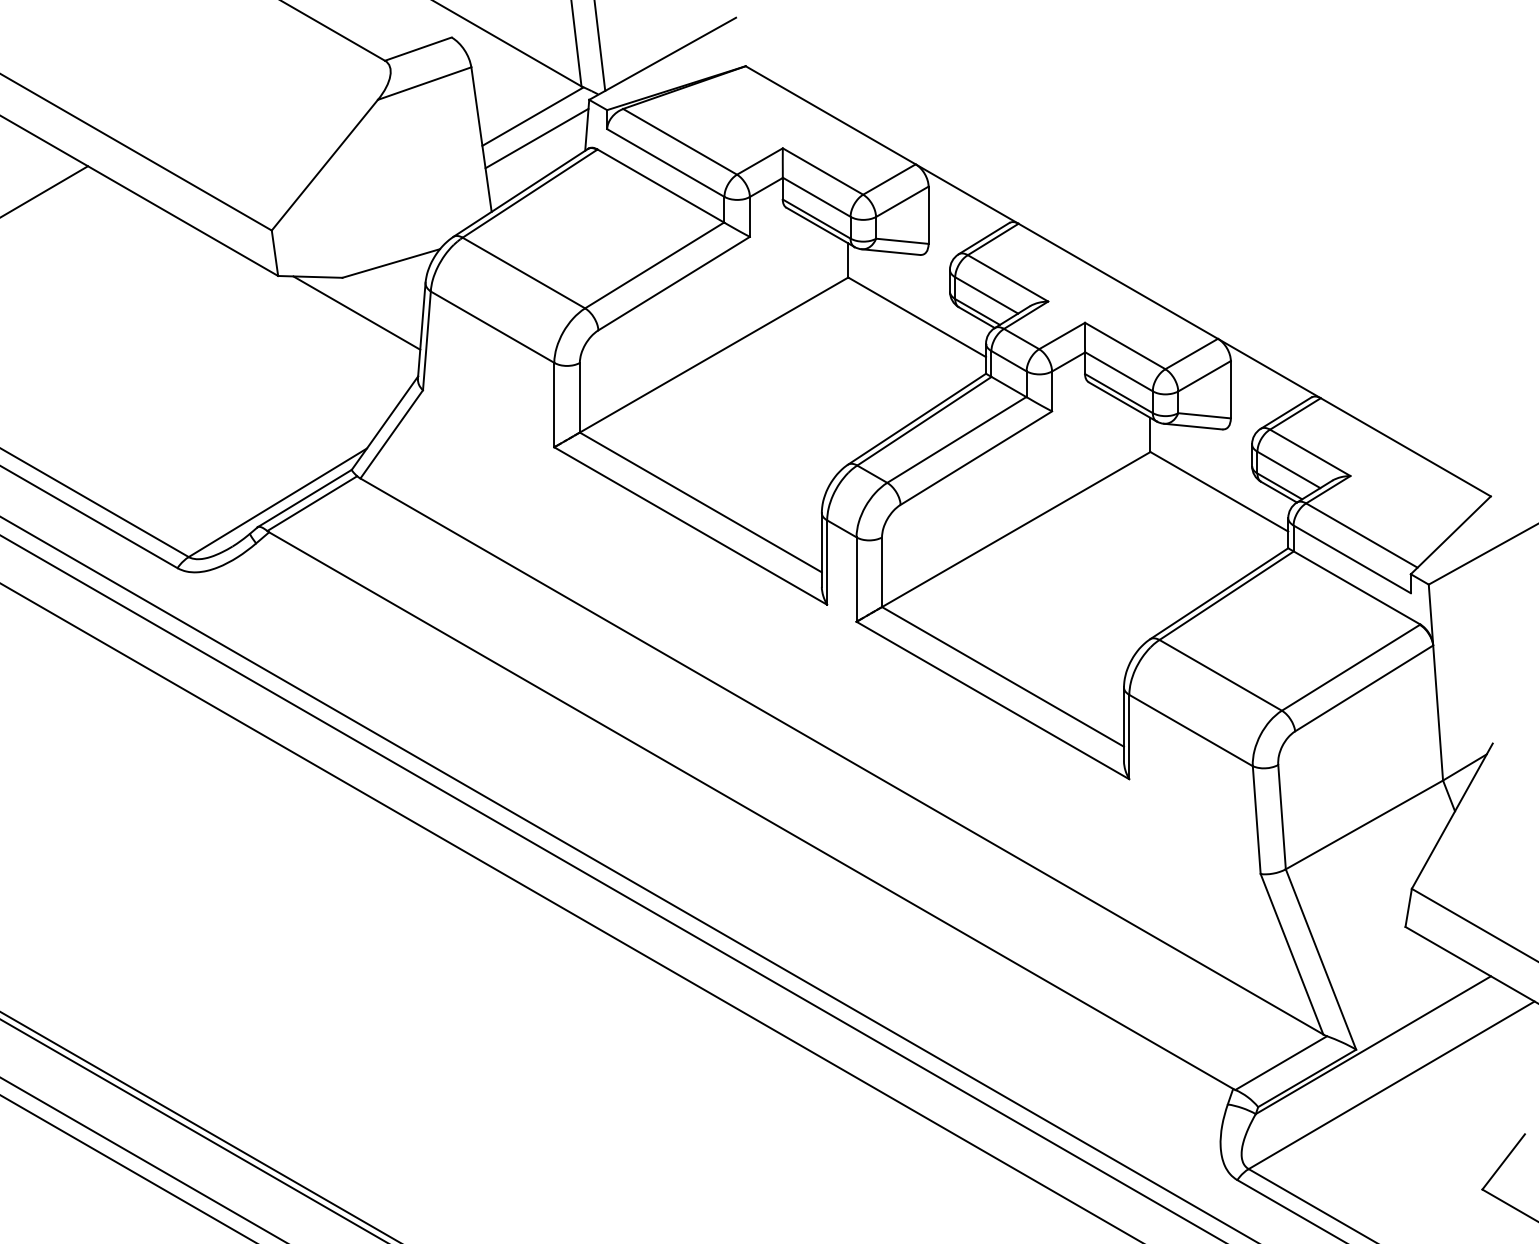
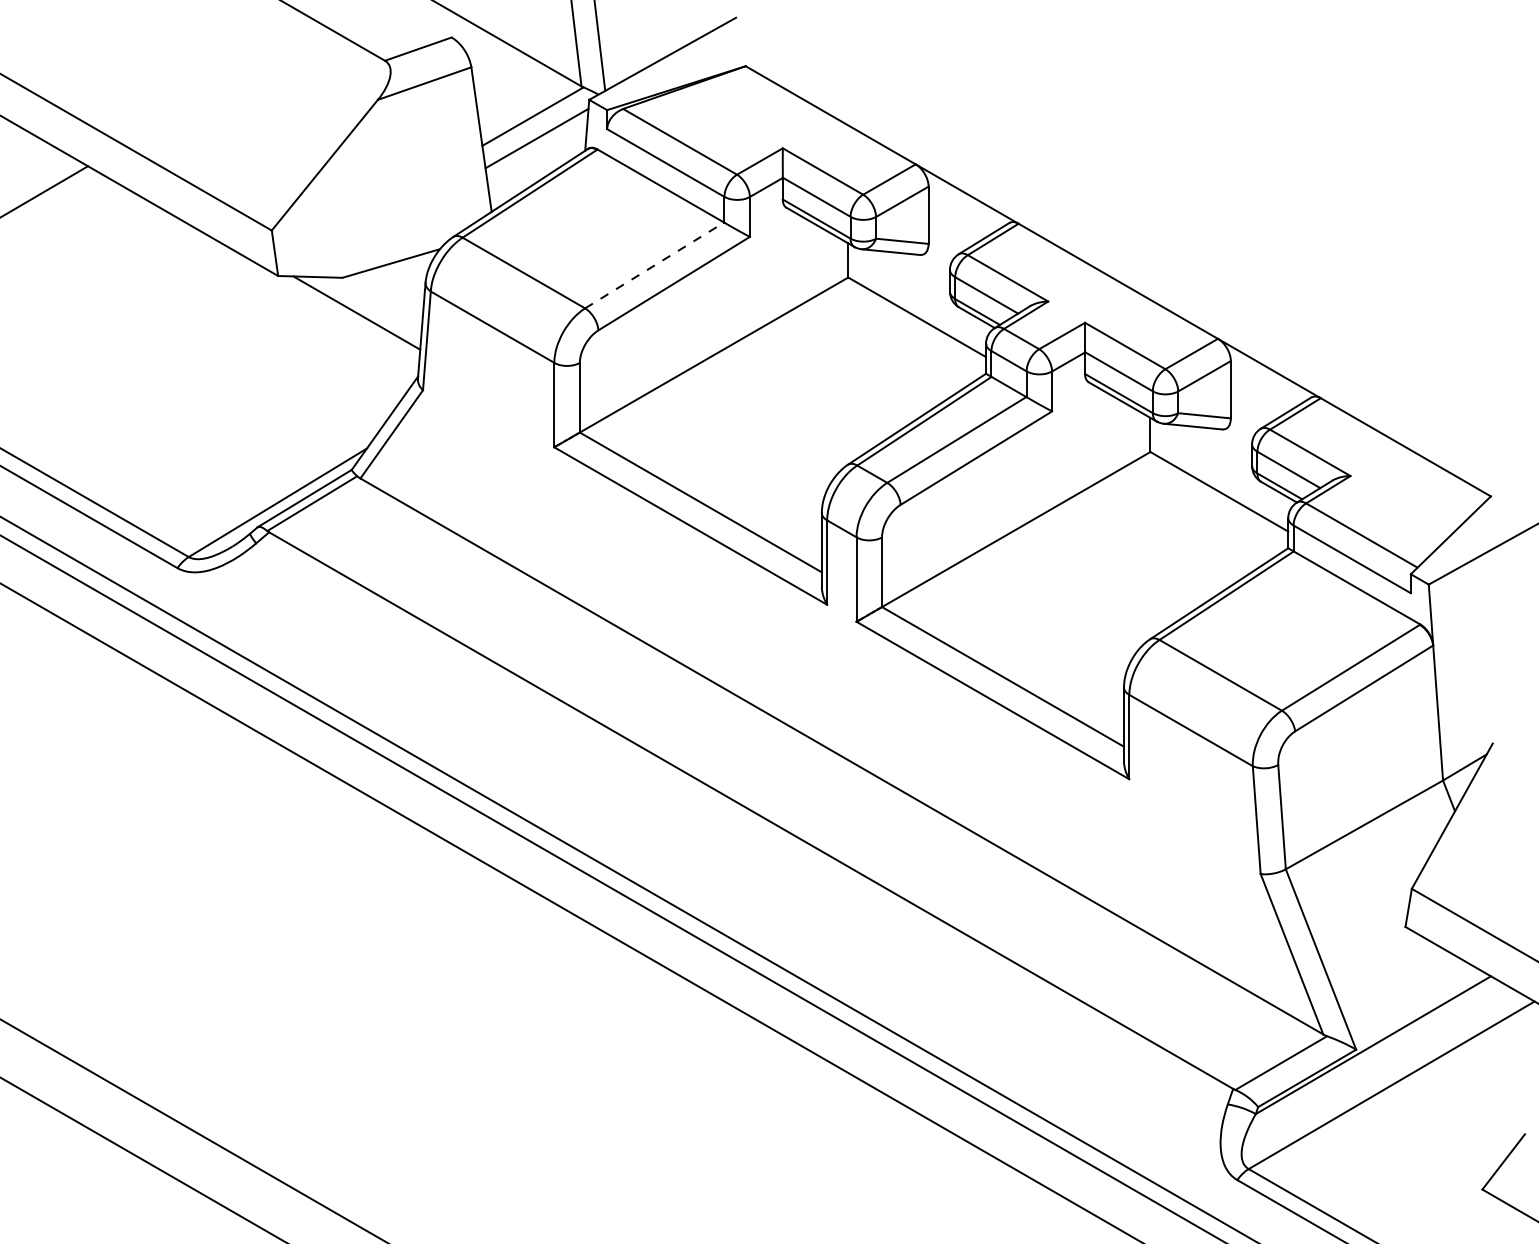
line: solid -> dashed (654, 265)
line: present -> none (199, 1126)
line: present -> none (127, 1168)
